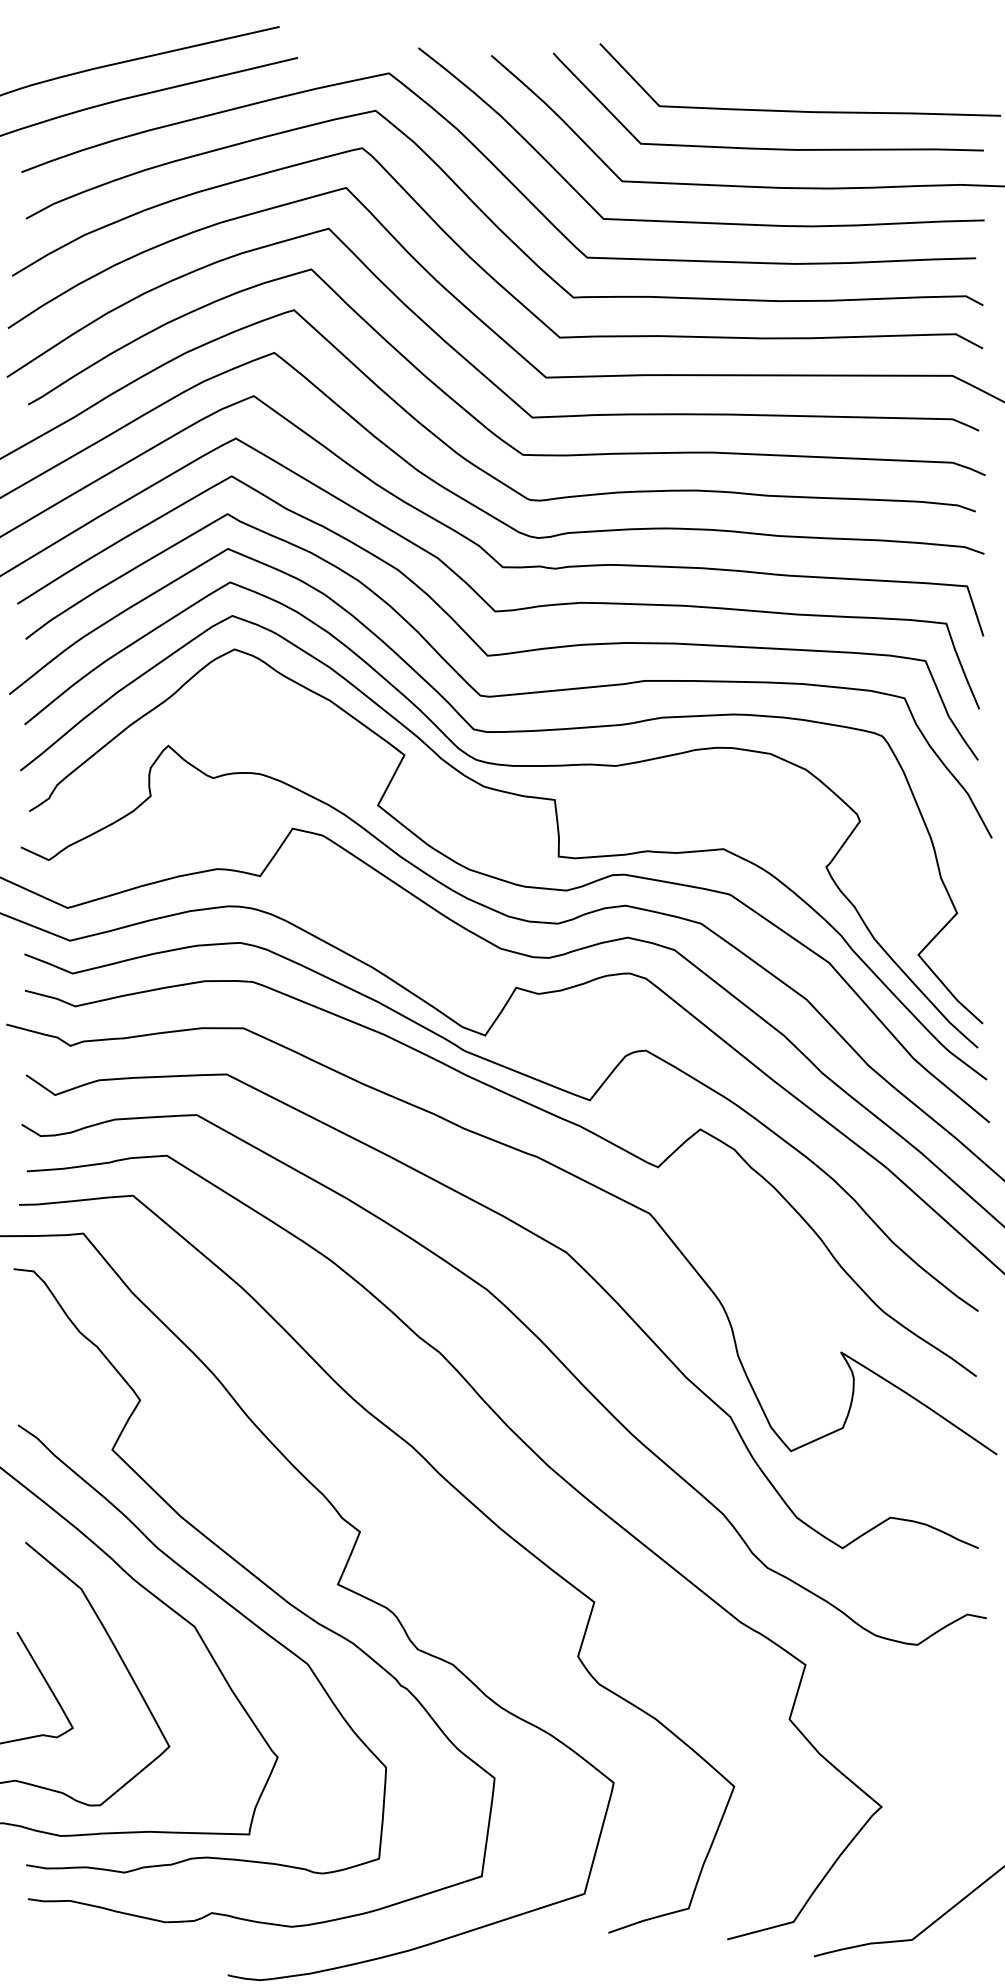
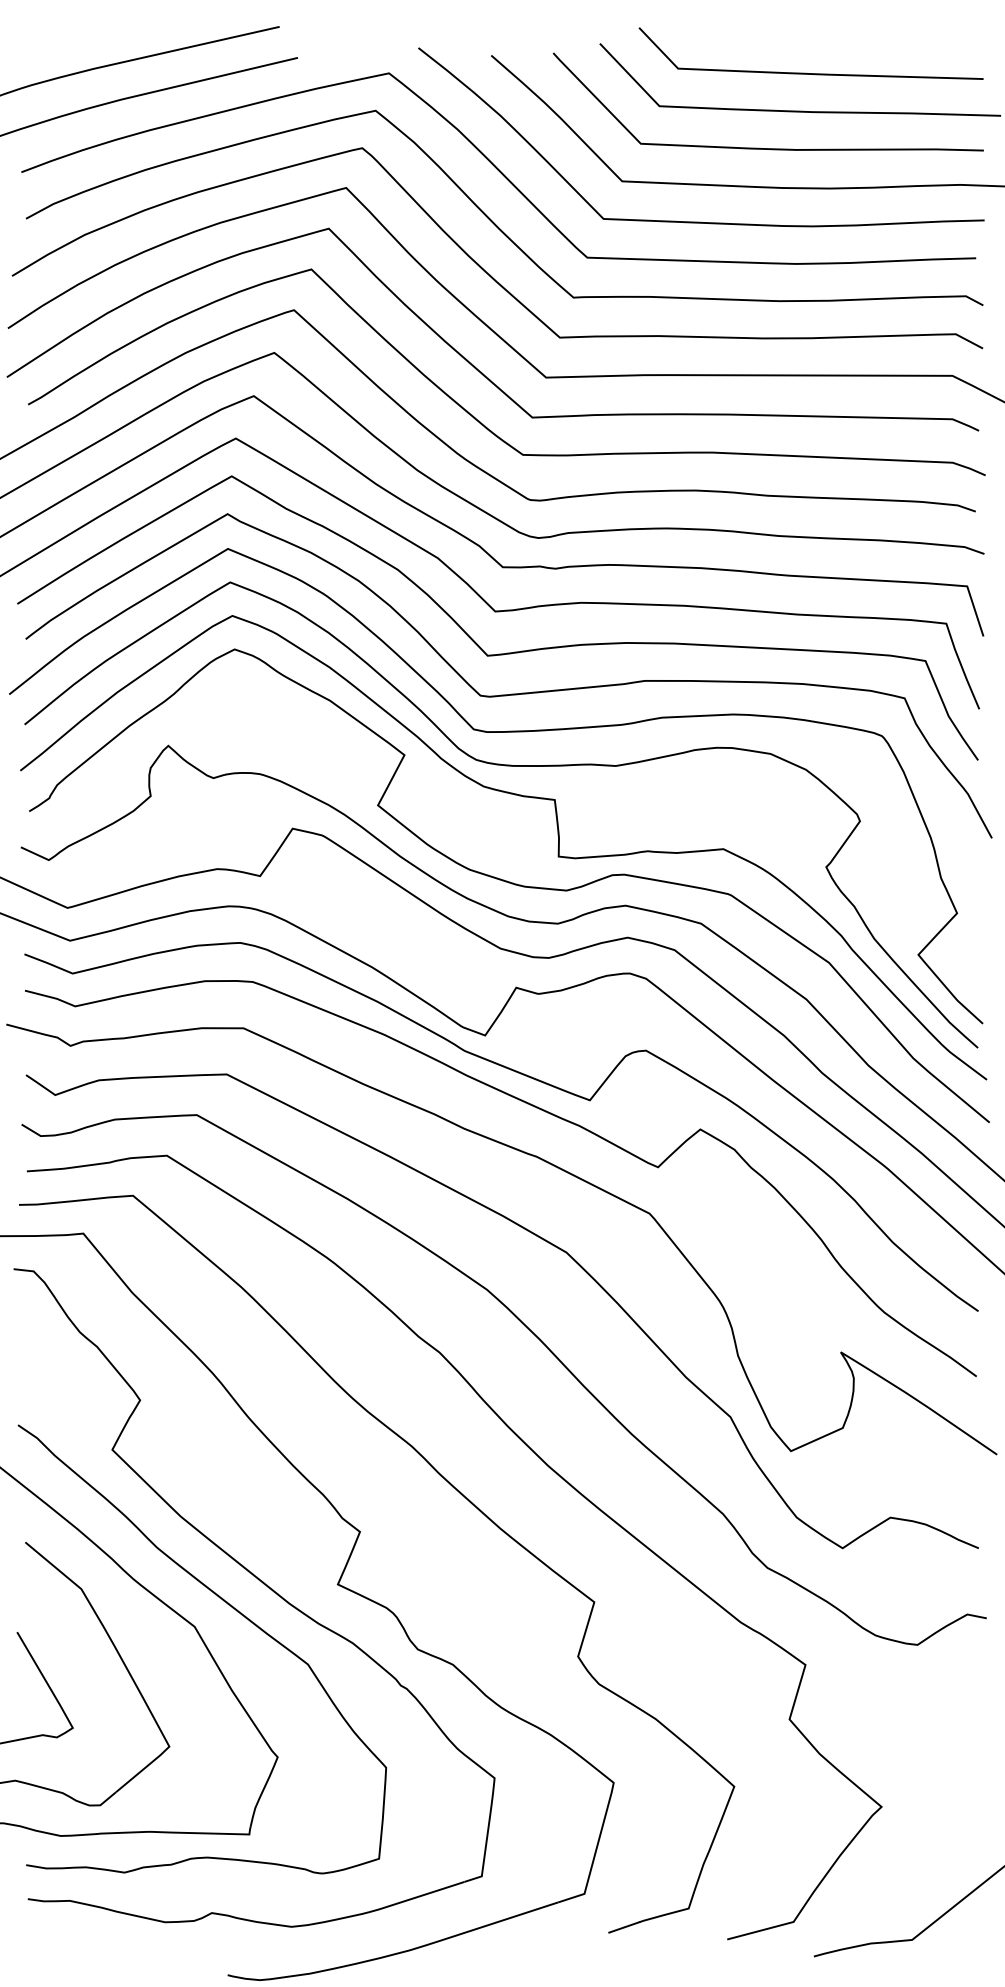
curve: none -> present (805, 72)
